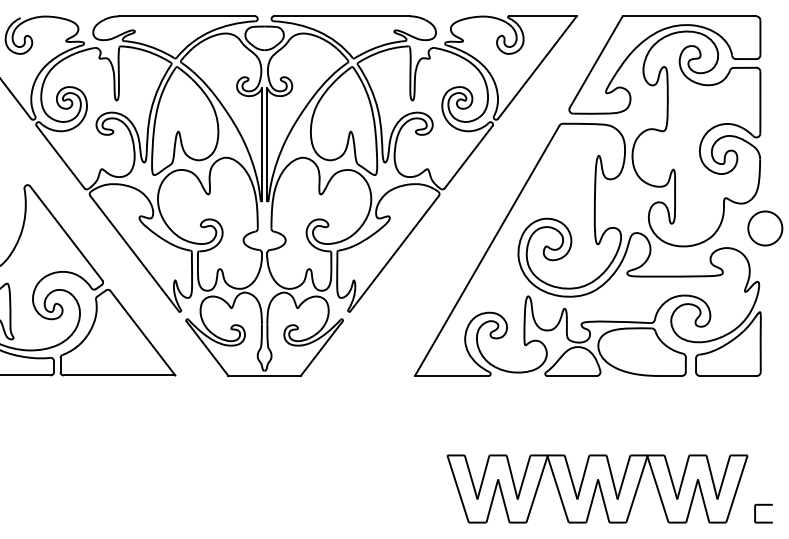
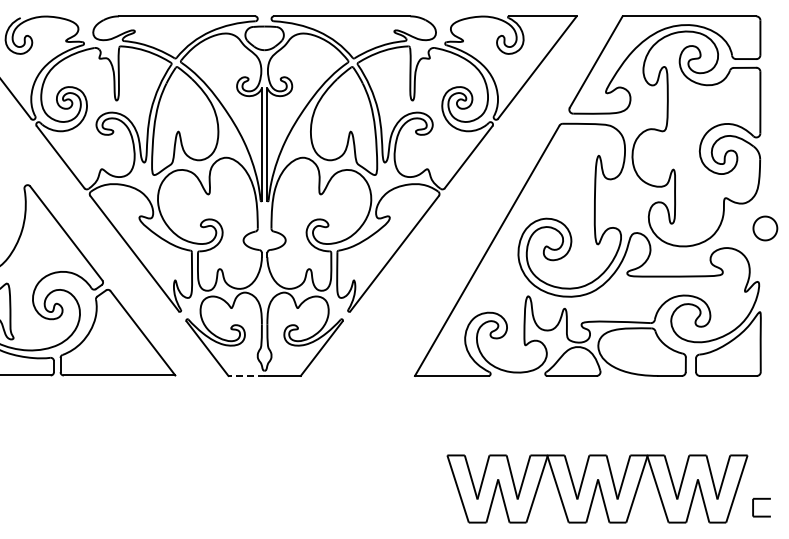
part size: 37x37 px -> 27x27 px (765, 228)
line: solid -> dashed (246, 375)
part position: (763, 505) -> (761, 499) (761, 499)
